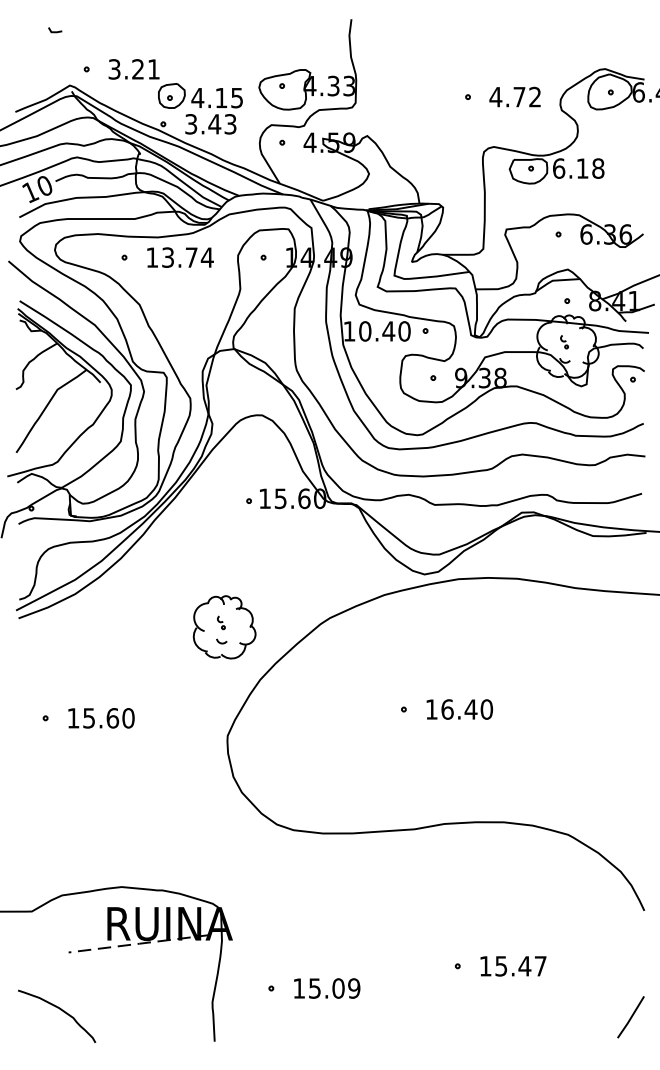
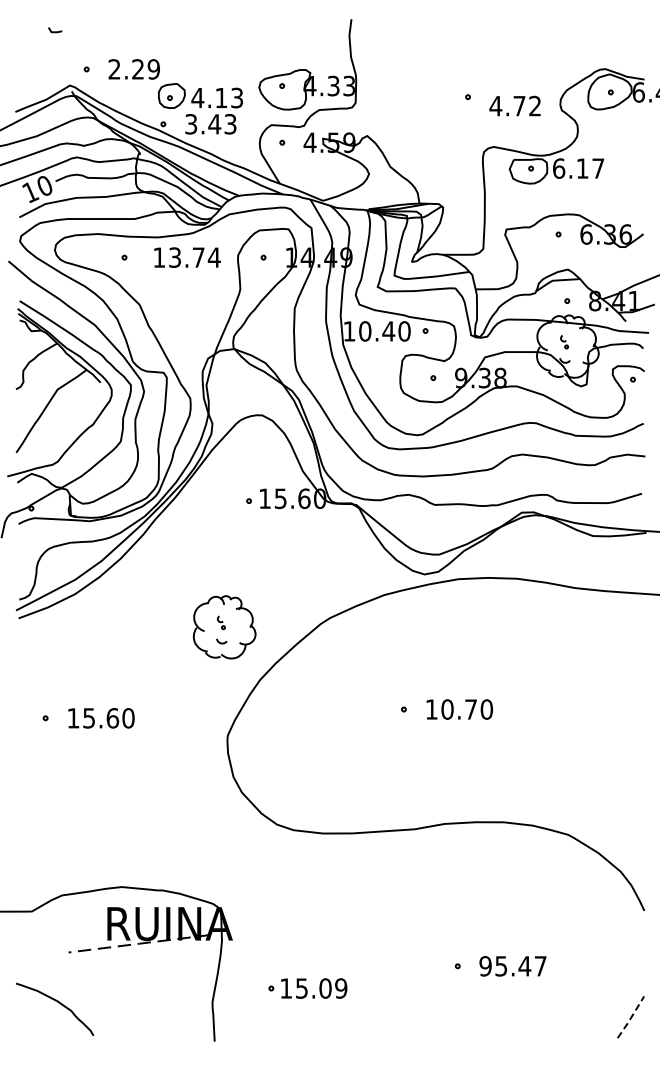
text: 3.21 -> 2.29 (133, 69)
text position: (514, 96) -> (514, 105) (514, 105)
text: 4.15 -> 4.13 (237, 97)
text: 6.18 -> 6.17 (598, 168)
text position: (180, 257) -> (187, 257) (187, 257)
text: 16.40 -> 10.70 (459, 709)
text: 15.47 -> 95.47 (485, 966)
text position: (327, 988) -> (314, 988) (314, 988)
curve position: (60, 1010) -> (58, 1003) (58, 1003)
line: solid -> dashed (631, 1017)
